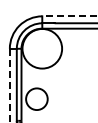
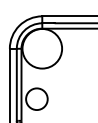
line: dashed -> solid (69, 16)
line: dashed -> solid (9, 85)
